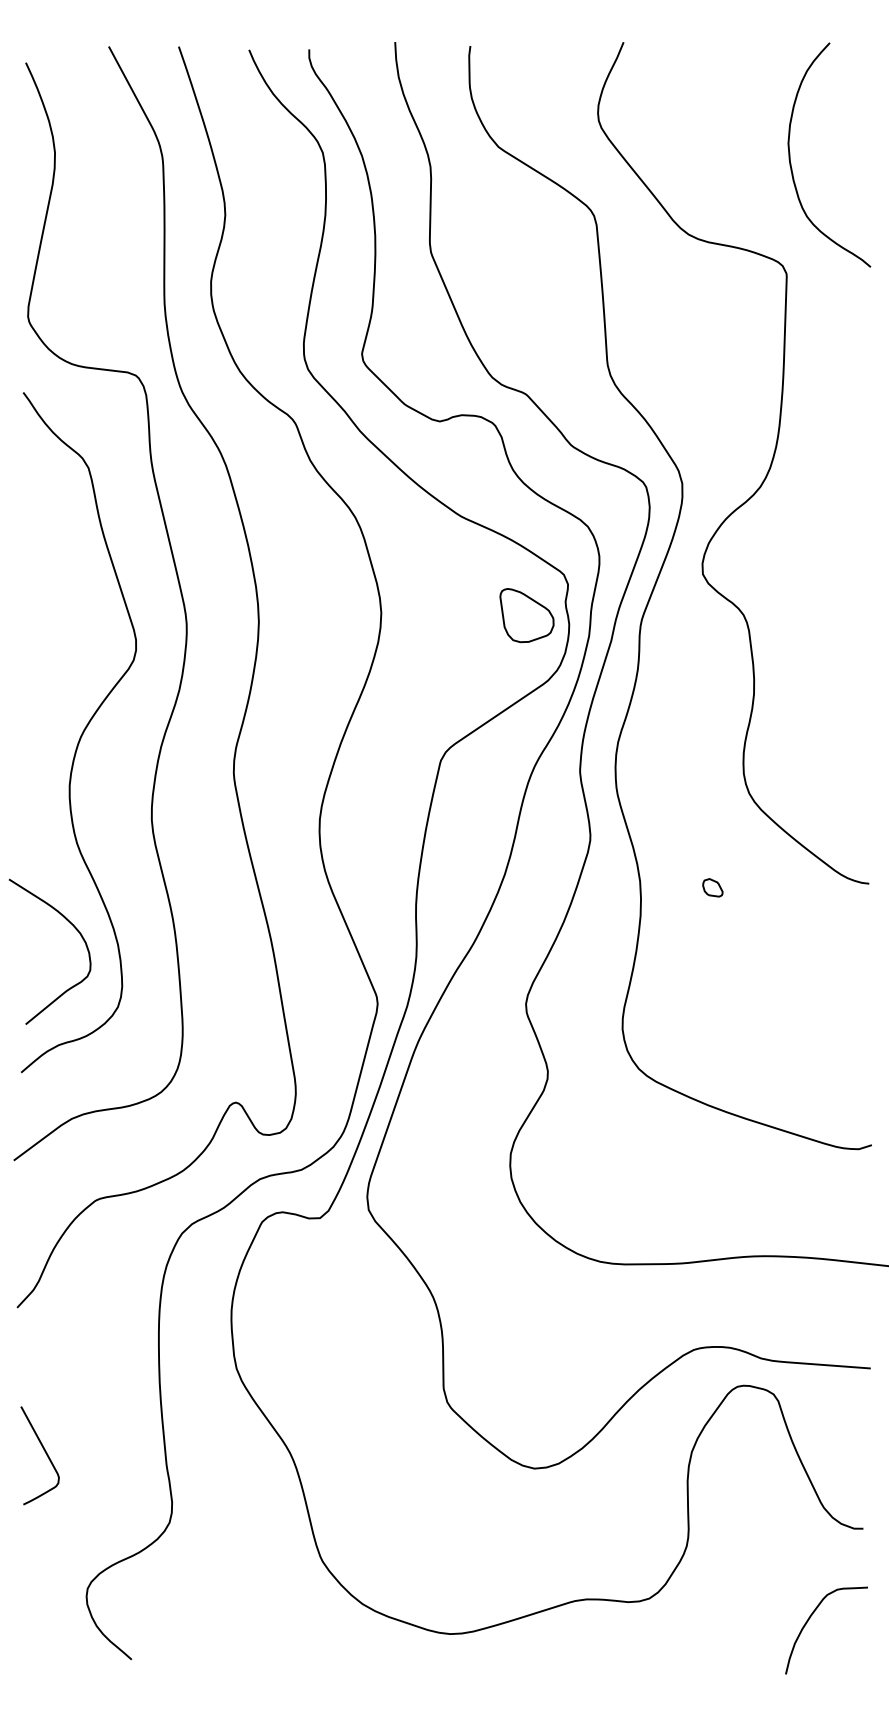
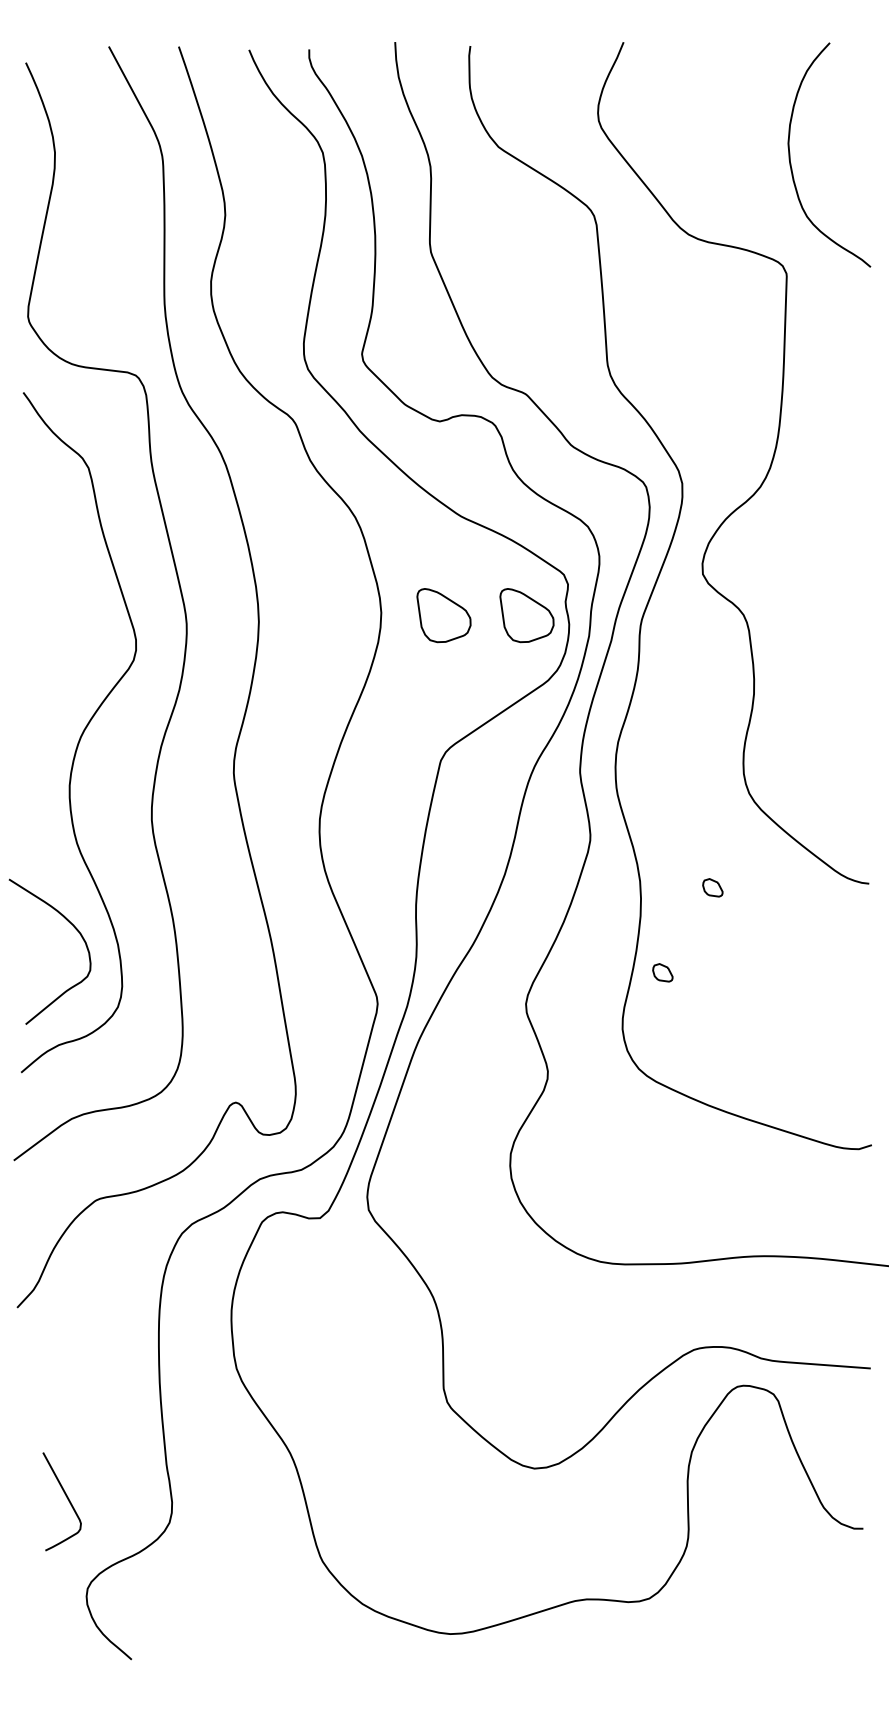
part: none -> present (443, 615)
part: none -> present (662, 972)
curve position: (45, 1453) -> (67, 1499) (67, 1499)
curve: present -> none (810, 1618)
